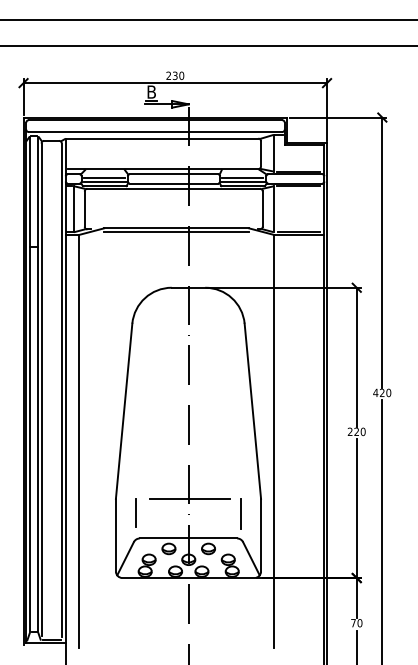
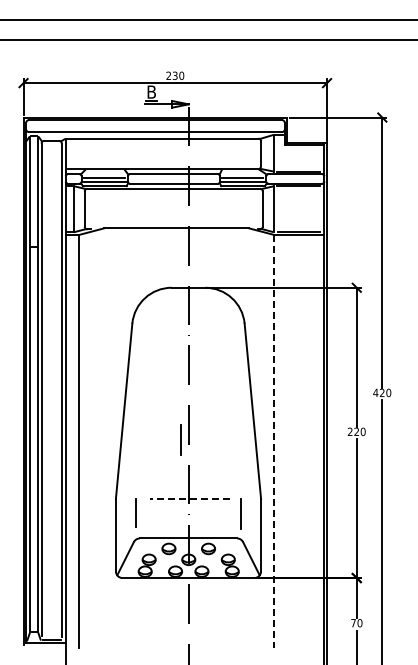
line position: (208, 46) -> (208, 40) (208, 40)
line: present -> none (176, 232)
line: none -> present (180, 439)
line: solid -> dashed (274, 441)
line: solid -> dashed (189, 498)
